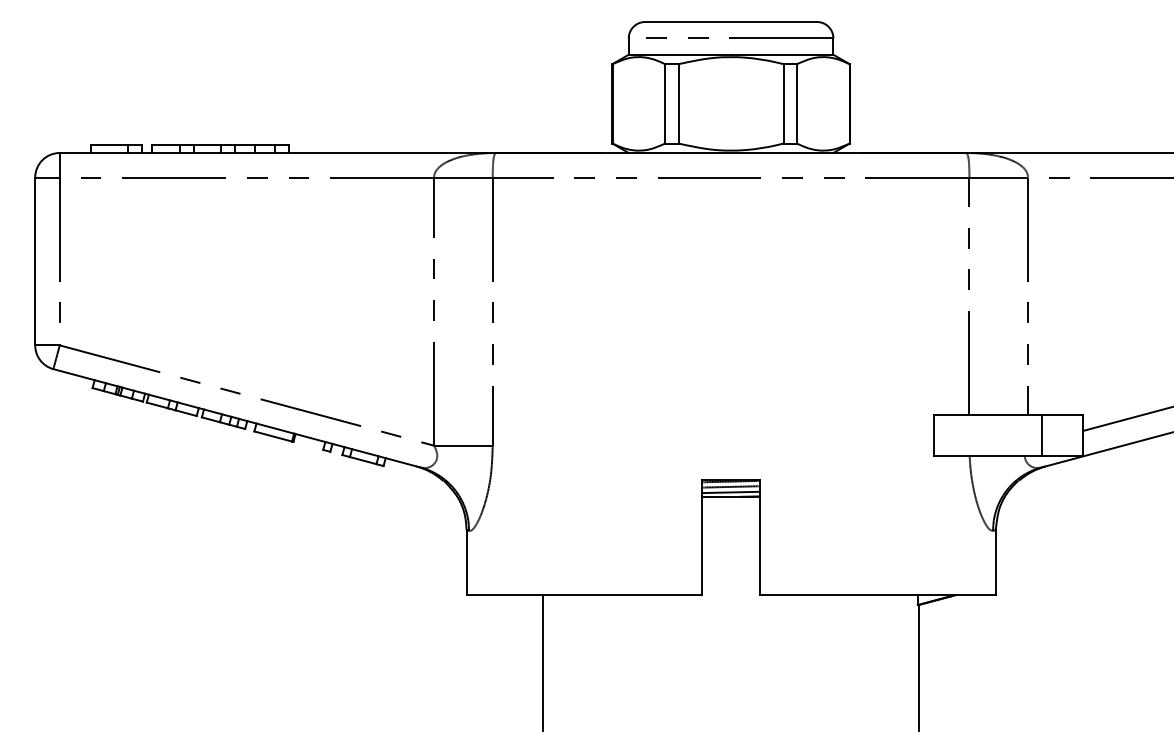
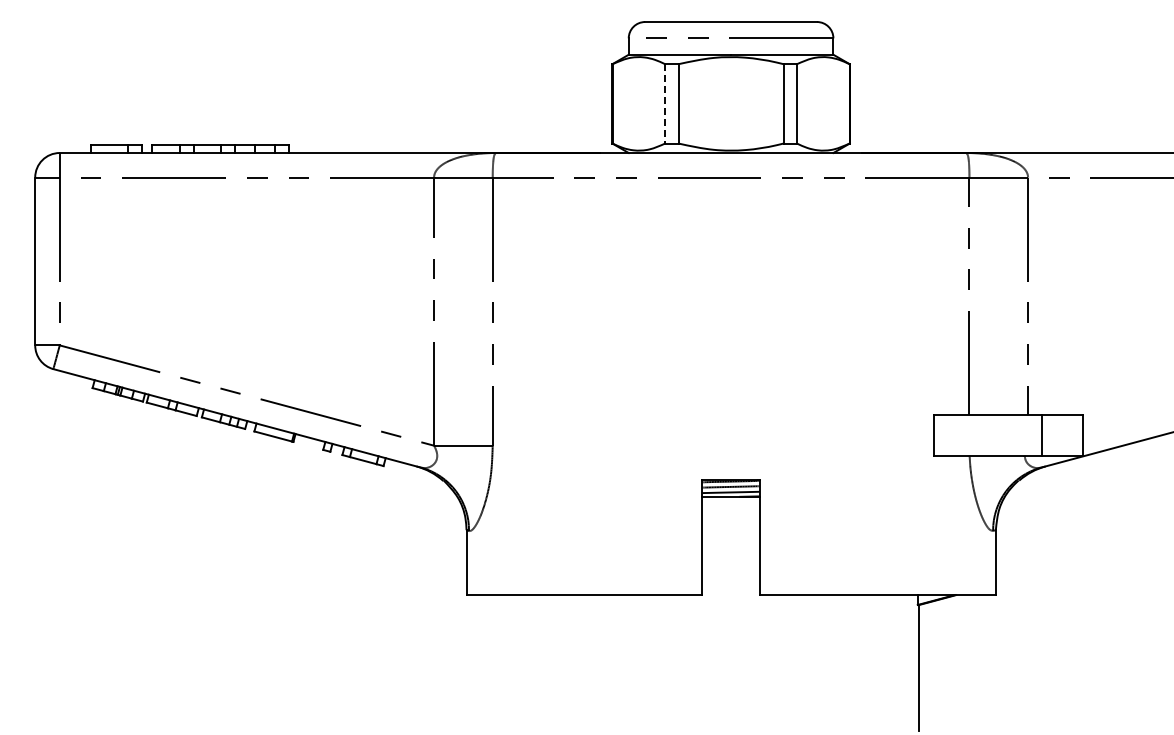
line: solid -> dashed (665, 103)
line: present -> none (1126, 418)
line: present -> none (542, 663)
